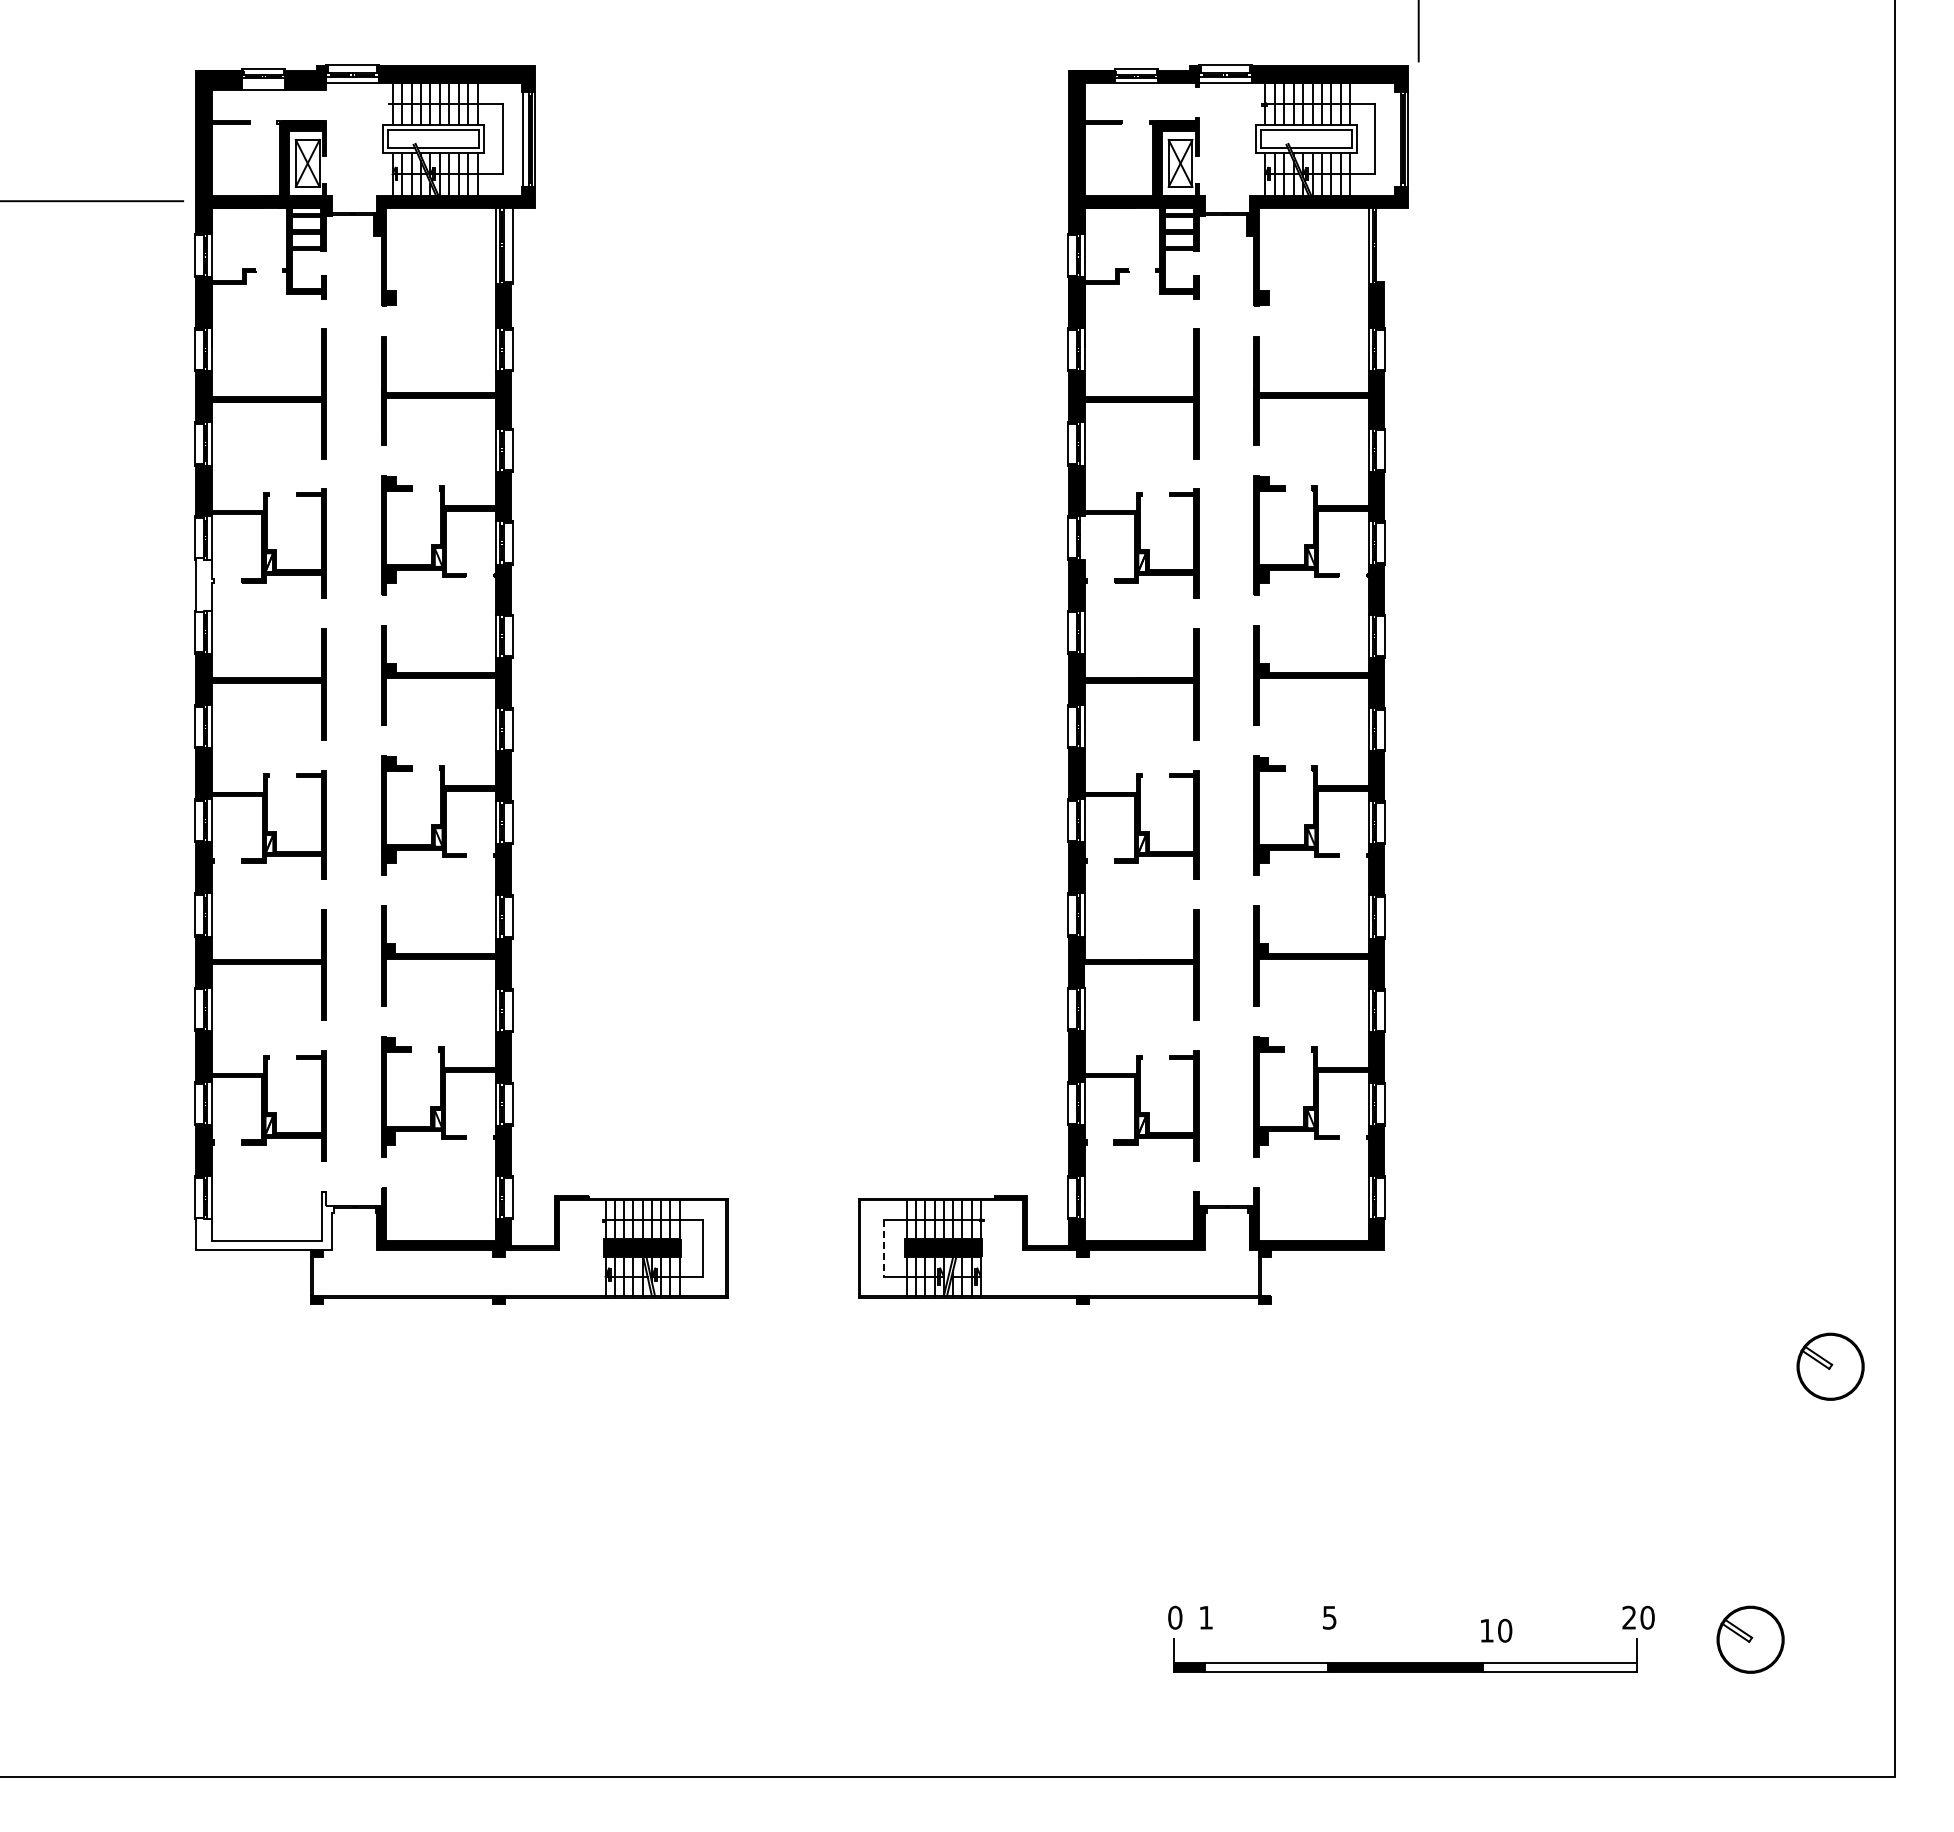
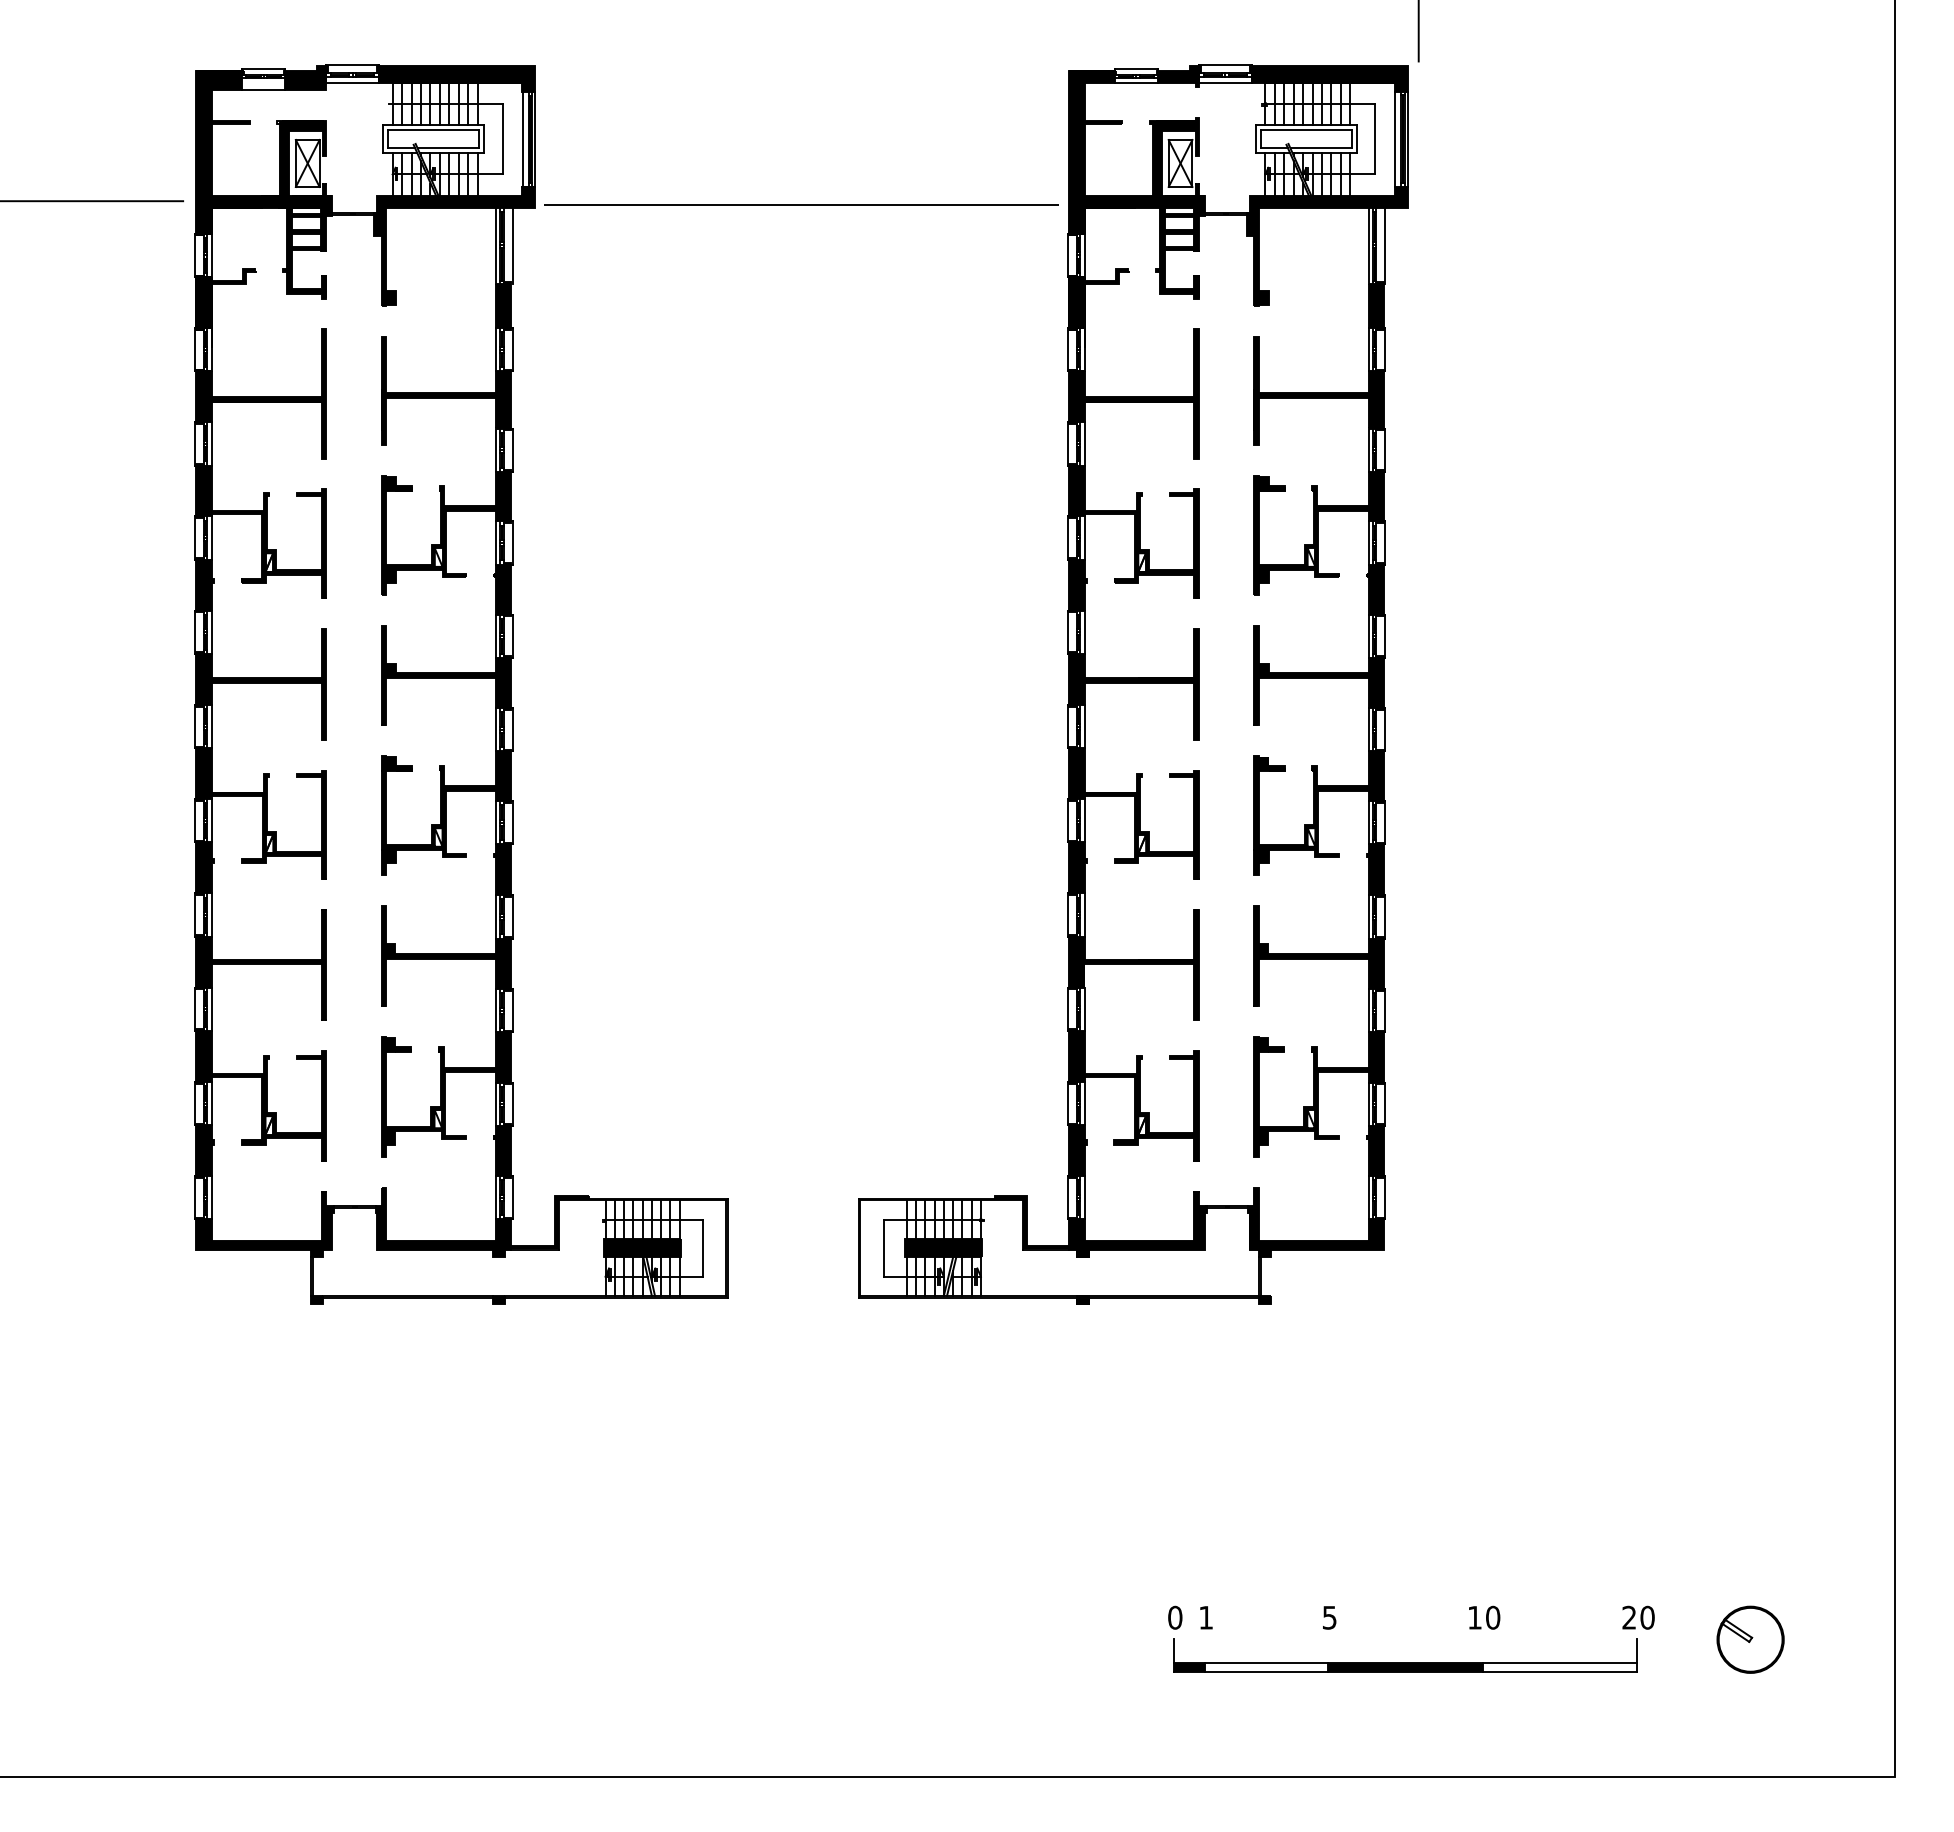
line: none -> present (1395, 139)
line: none -> present (801, 204)
line: none -> present (1385, 245)
line: none -> present (1084, 537)
fill: none -> present (204, 585)
fill: none -> present (264, 1220)
line: dashed -> solid (883, 1248)
part: present -> none (1830, 1366)
text position: (1496, 1630) -> (1484, 1617) (1484, 1617)
